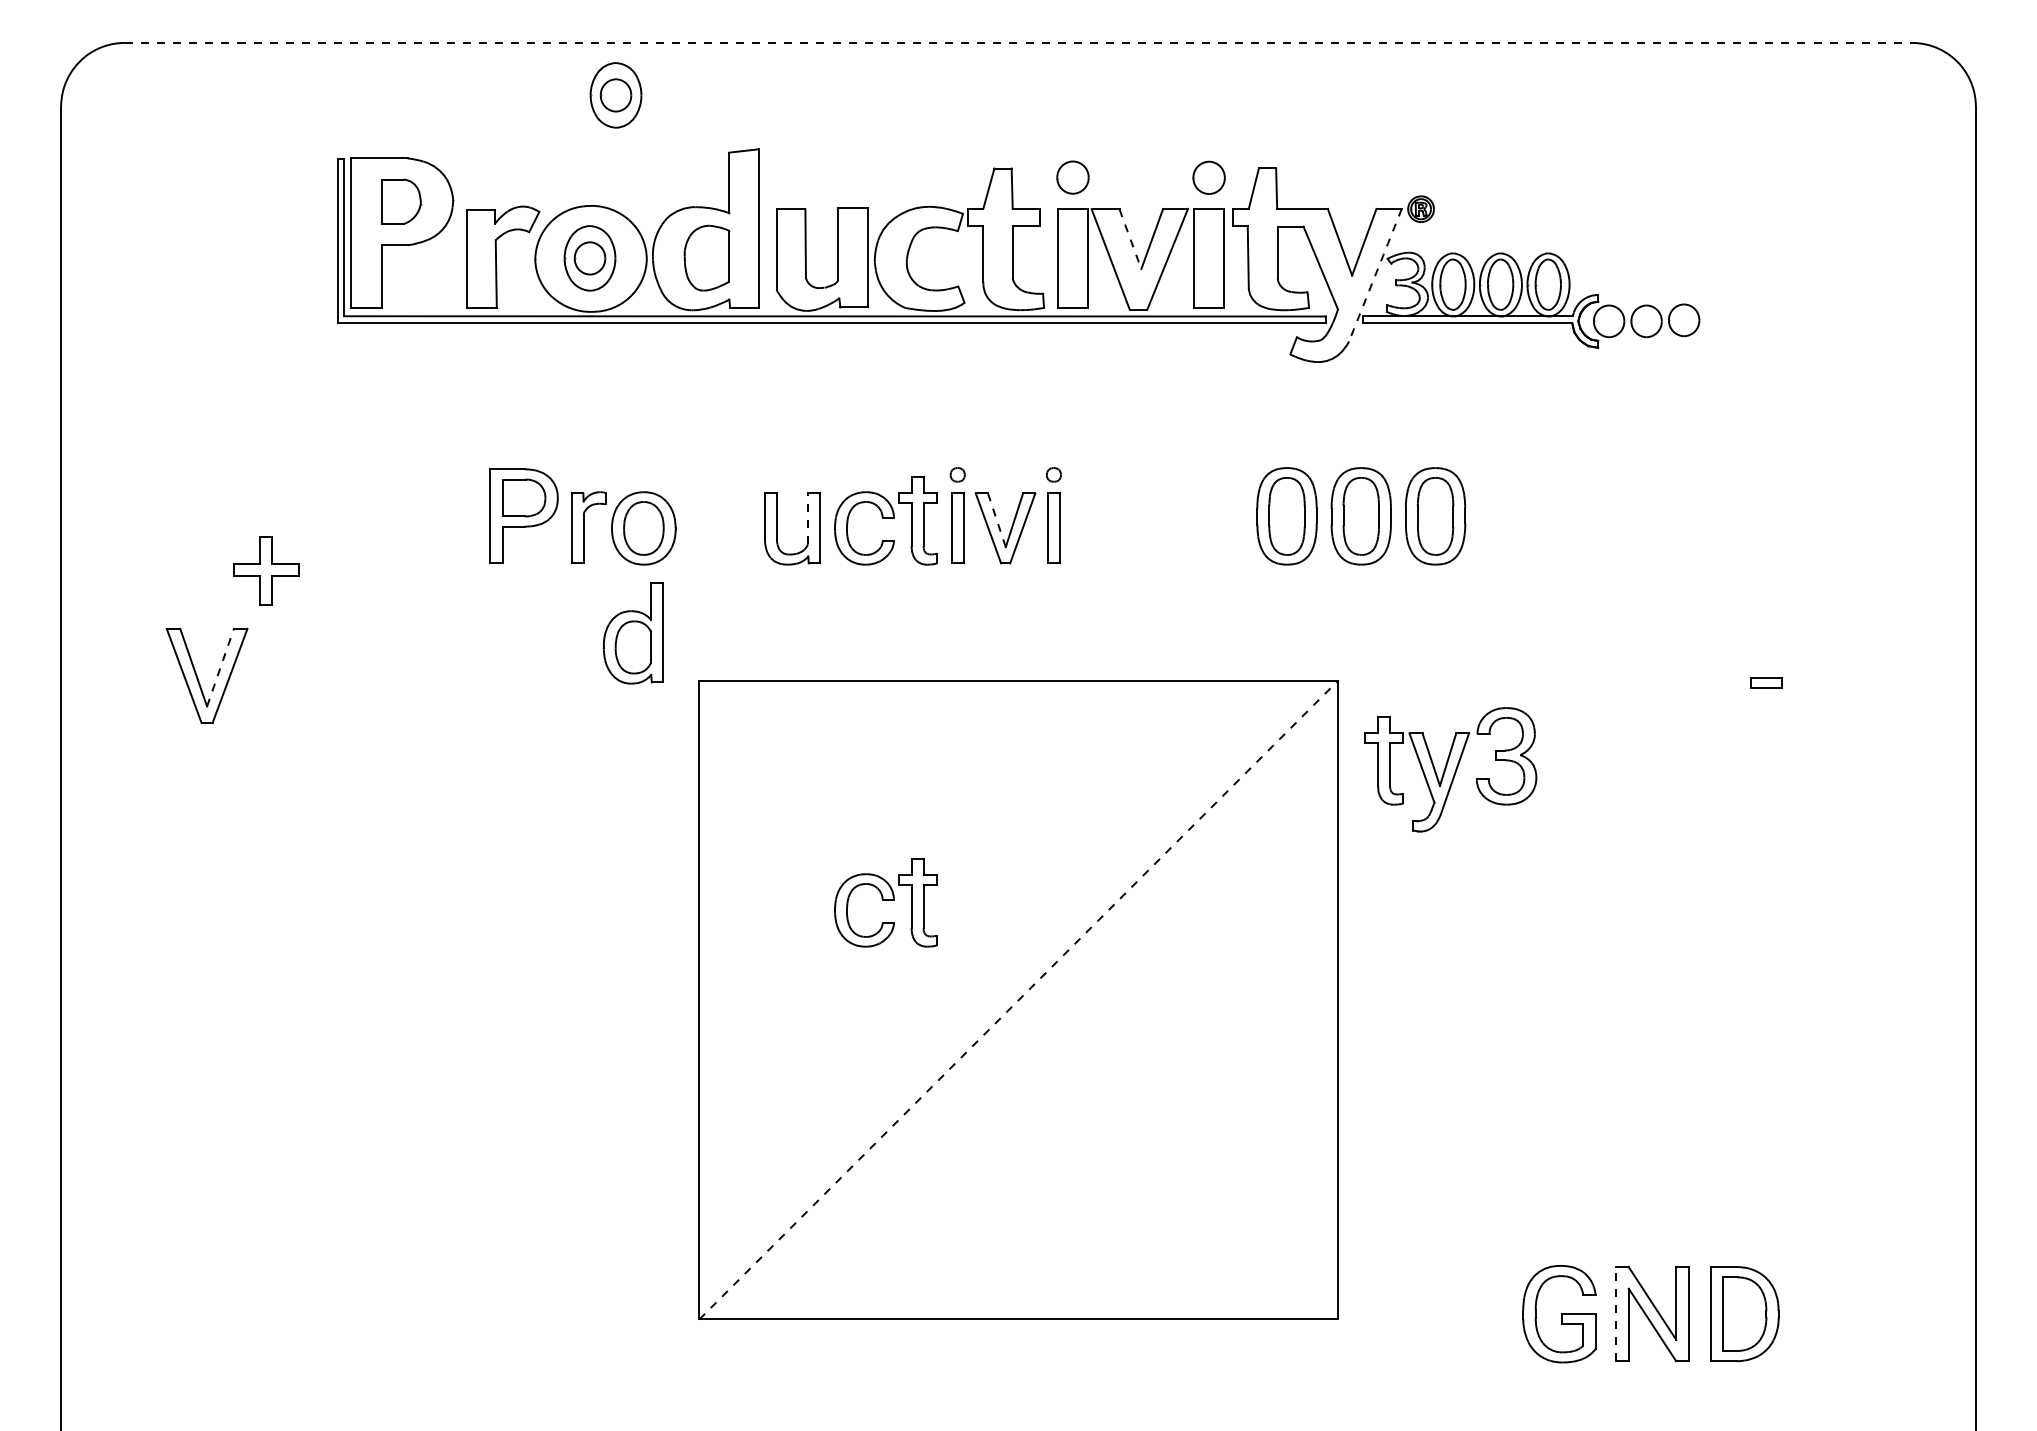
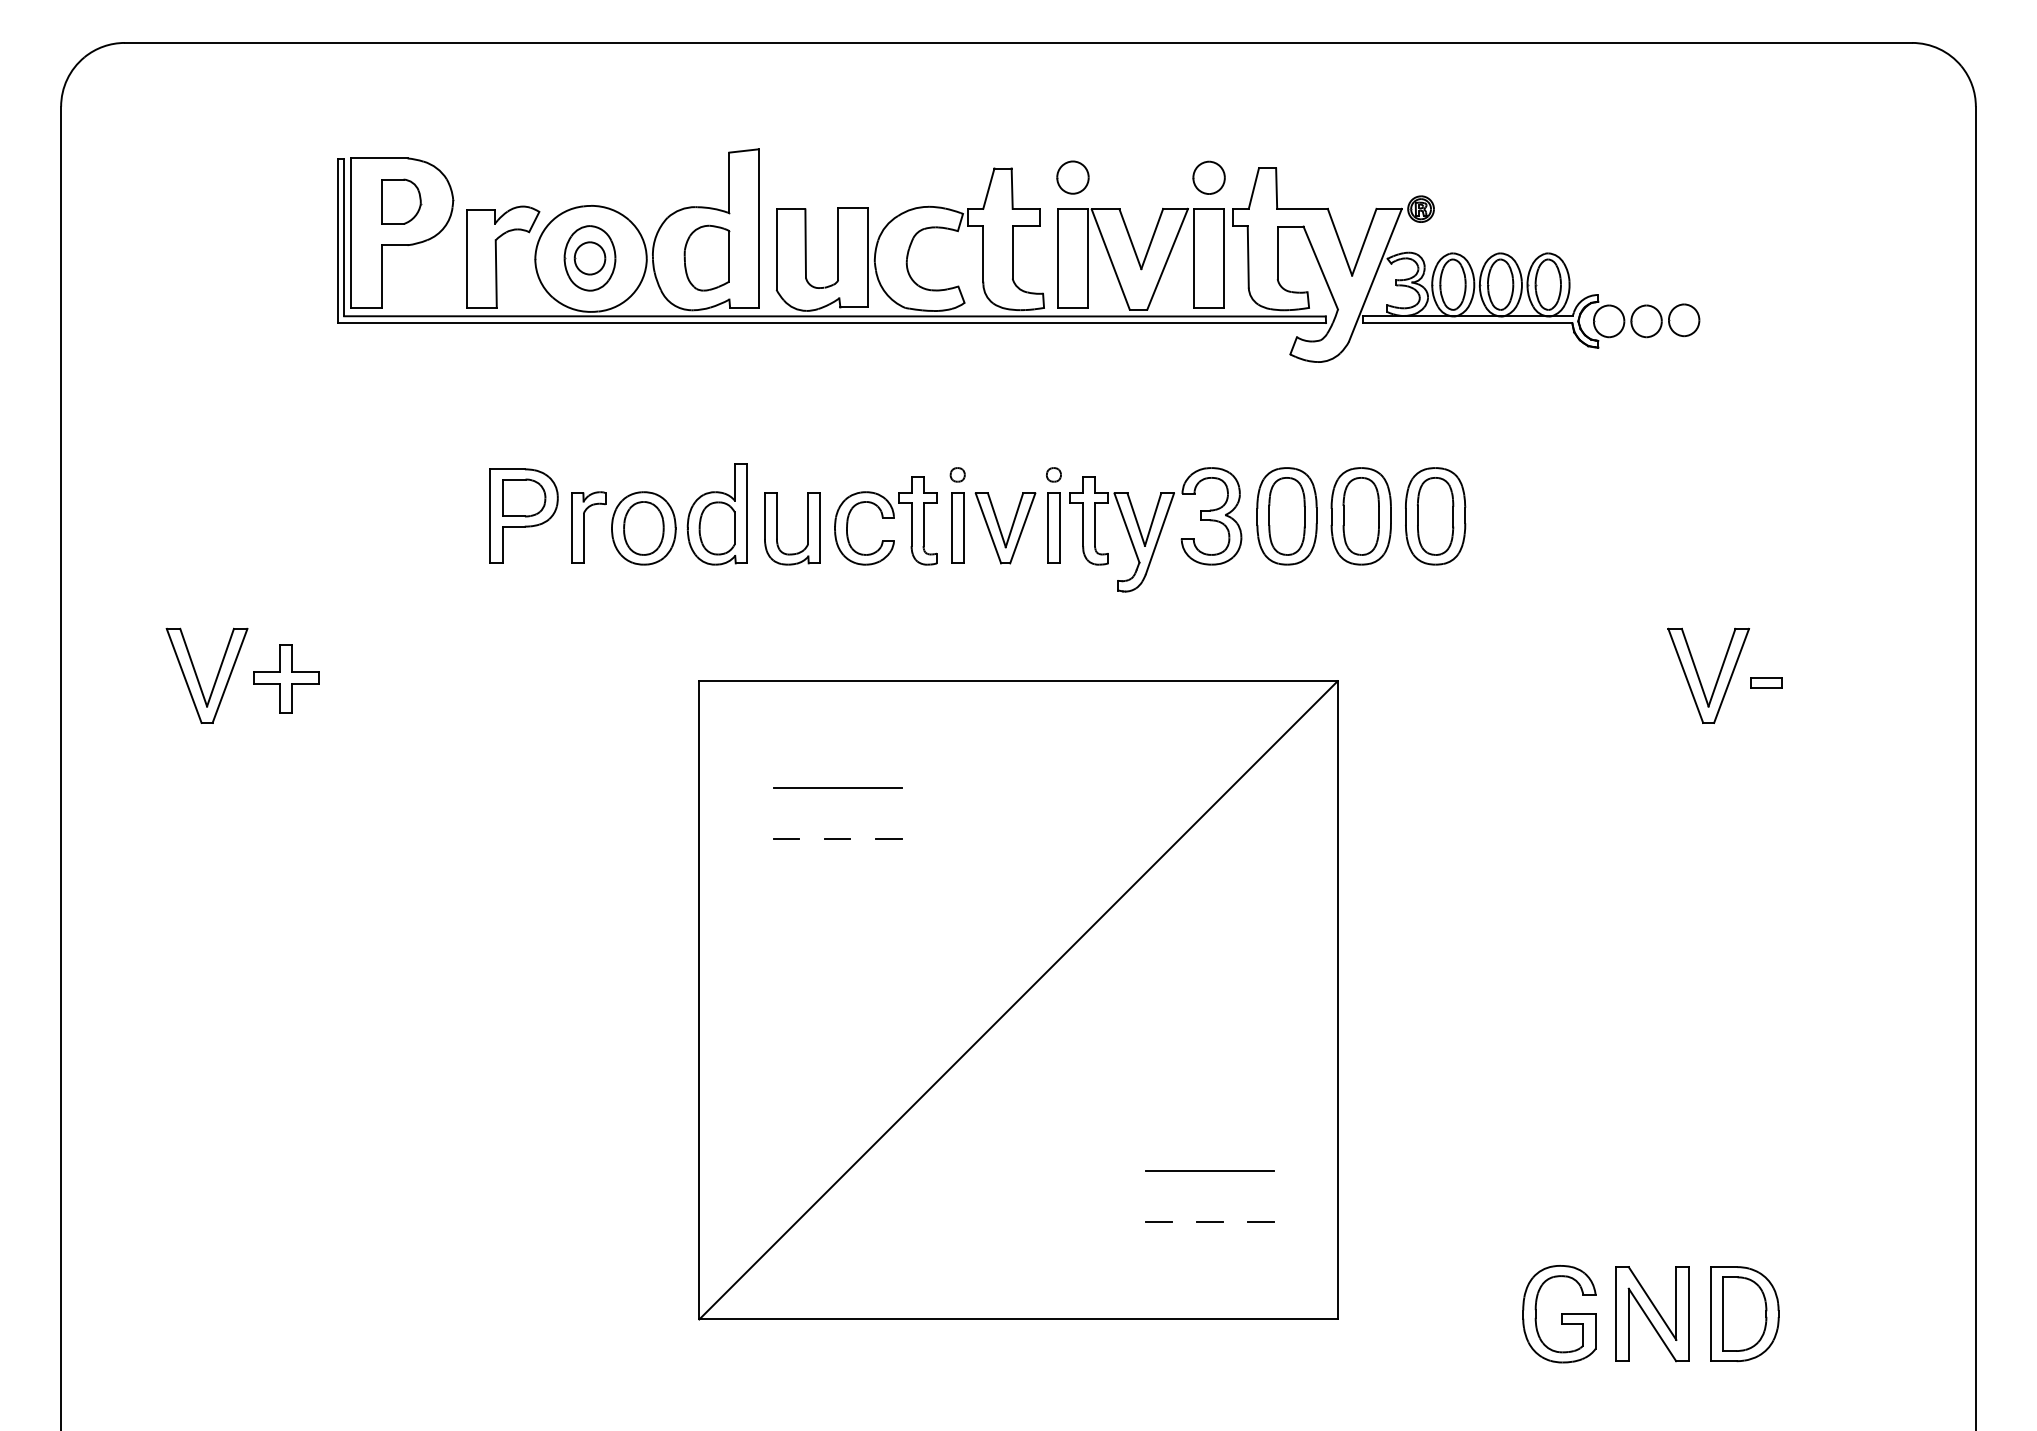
line: dashed -> solid (1018, 42)
part: present -> none (615, 95)
line: dashed -> solid (1130, 239)
line: dashed -> solid (1375, 275)
line: dashed -> solid (808, 518)
line: dashed -> solid (997, 520)
part position: (266, 570) -> (286, 678) (286, 678)
part position: (632, 633) -> (716, 514) (716, 514)
line: dashed -> solid (220, 667)
part: none -> present (1700, 679)
part position: (1450, 769) -> (1155, 529) (1155, 529)
line: none -> present (837, 787)
line: none -> present (786, 838)
line: none -> present (837, 838)
line: none -> present (888, 838)
part: present -> none (885, 902)
line: dashed -> solid (1018, 1000)
line: none -> present (1209, 1170)
line: none -> present (1158, 1221)
line: none -> present (1209, 1221)
line: none -> present (1260, 1221)
line: dashed -> solid (1616, 1313)
